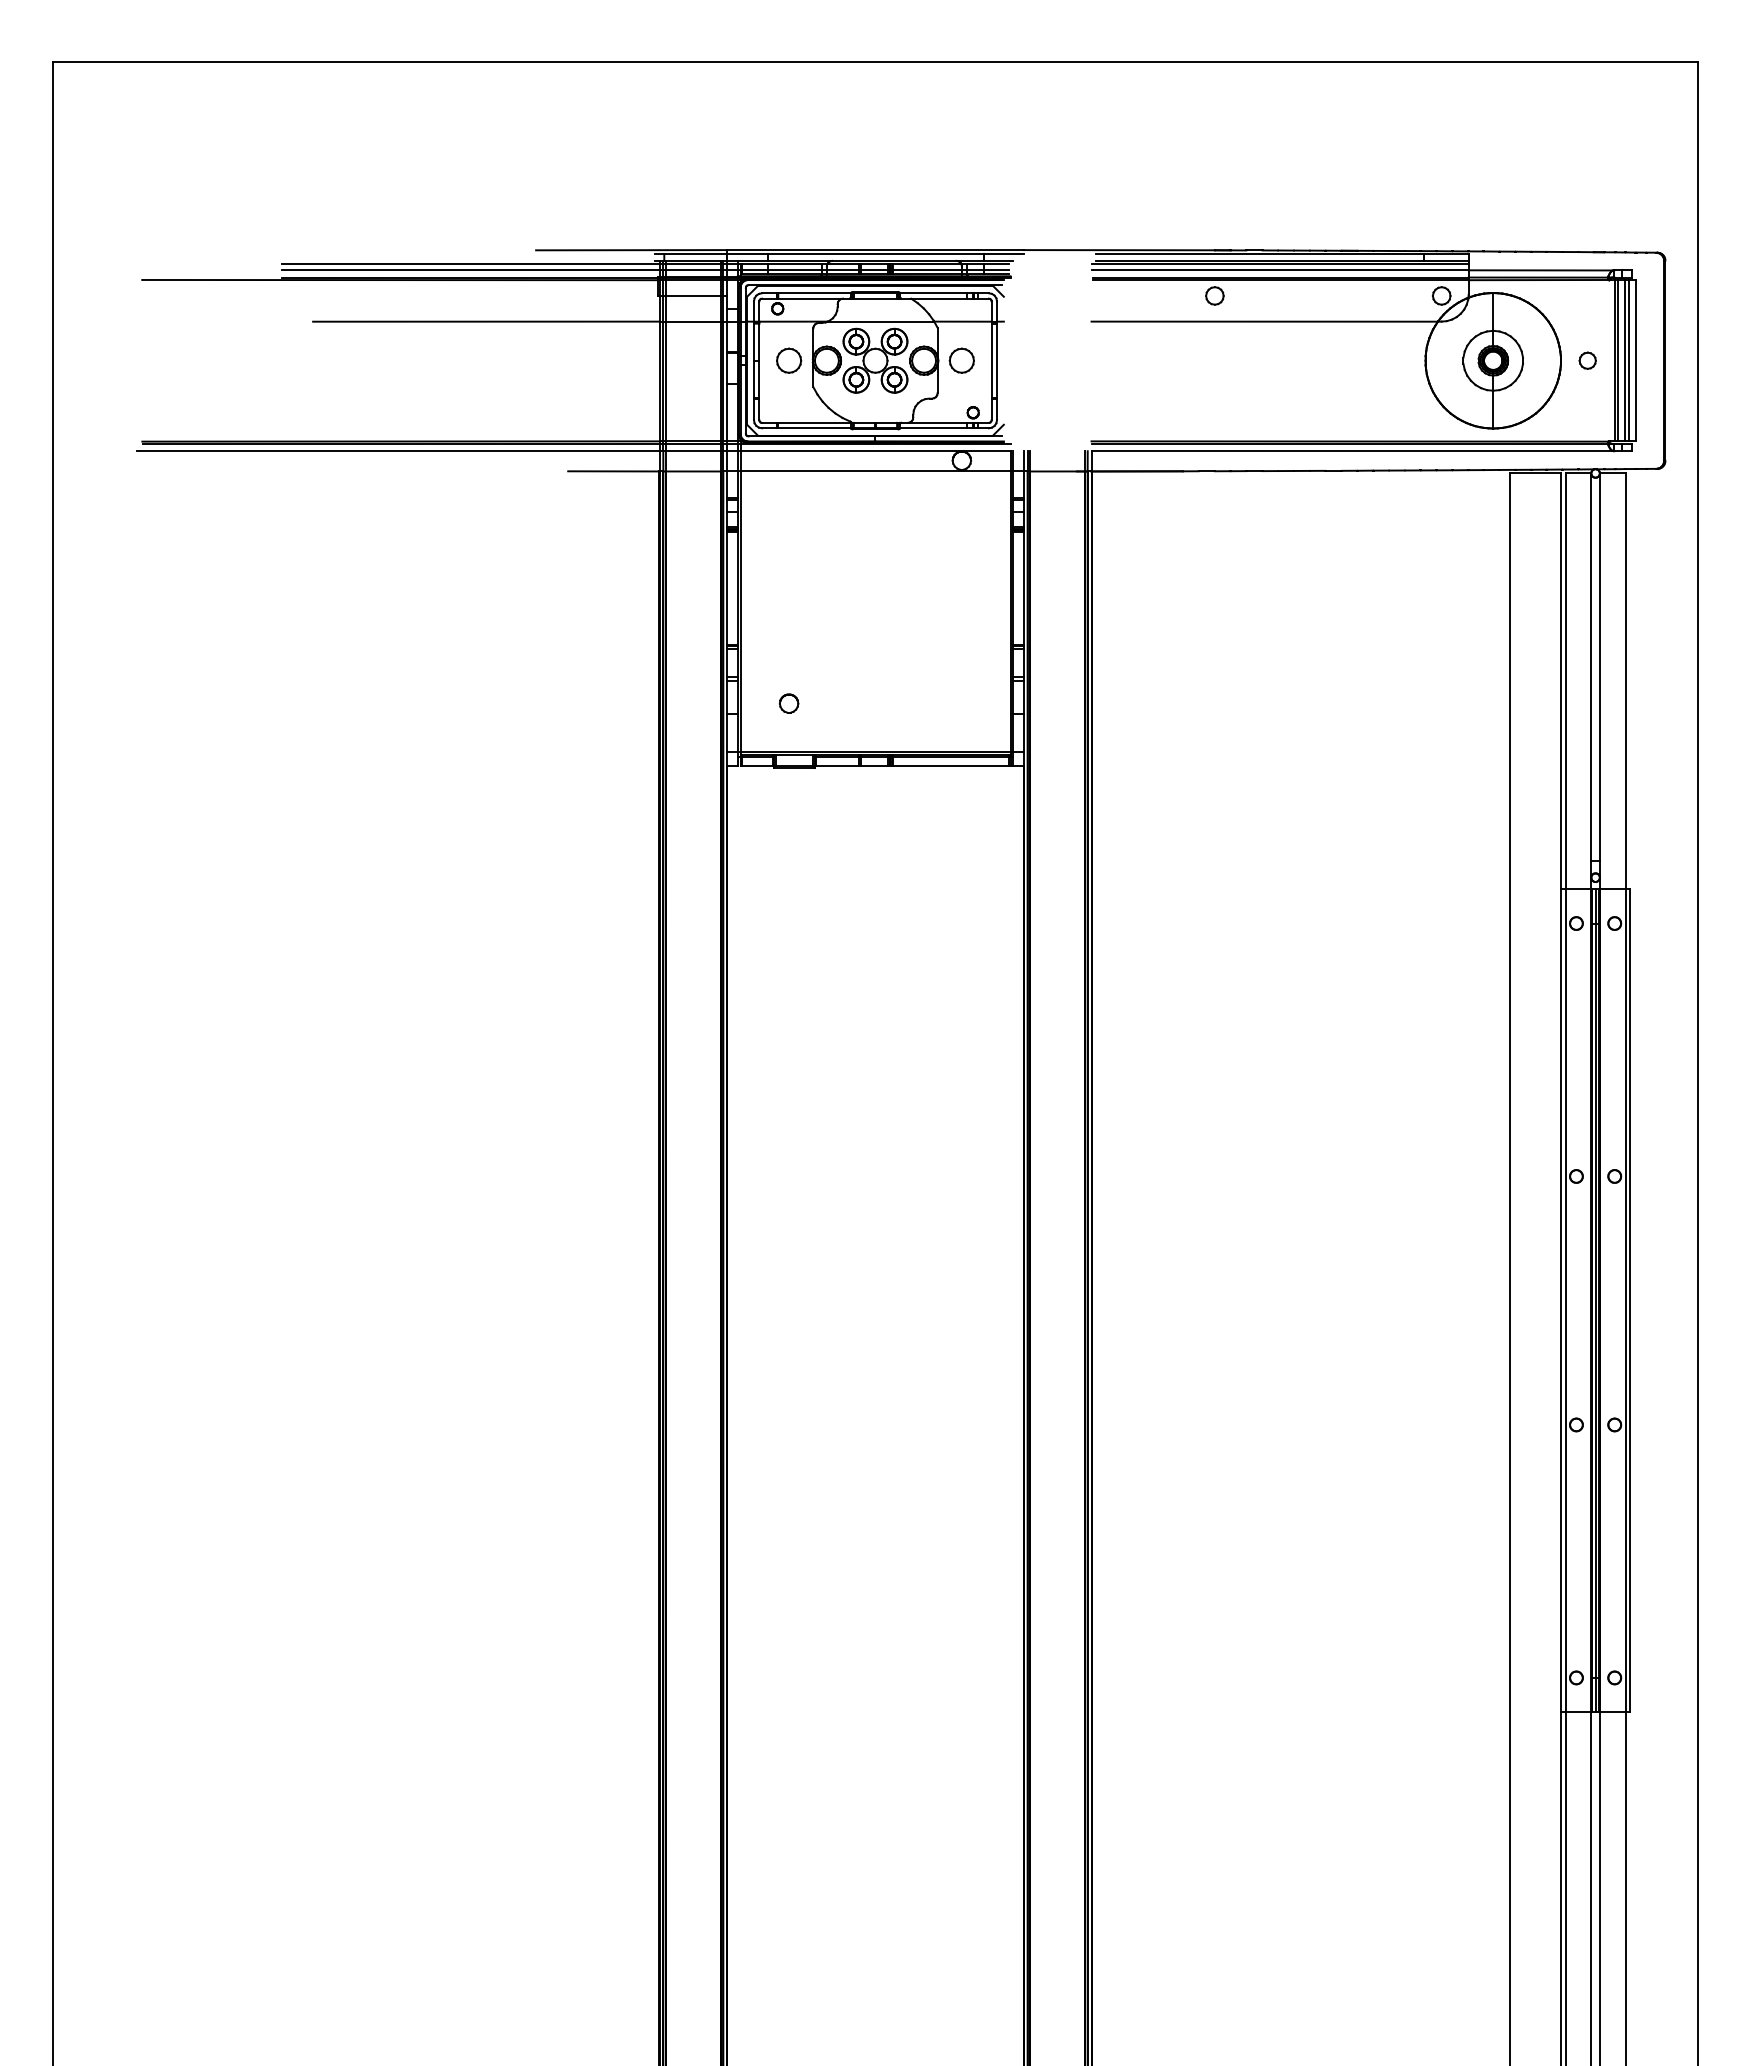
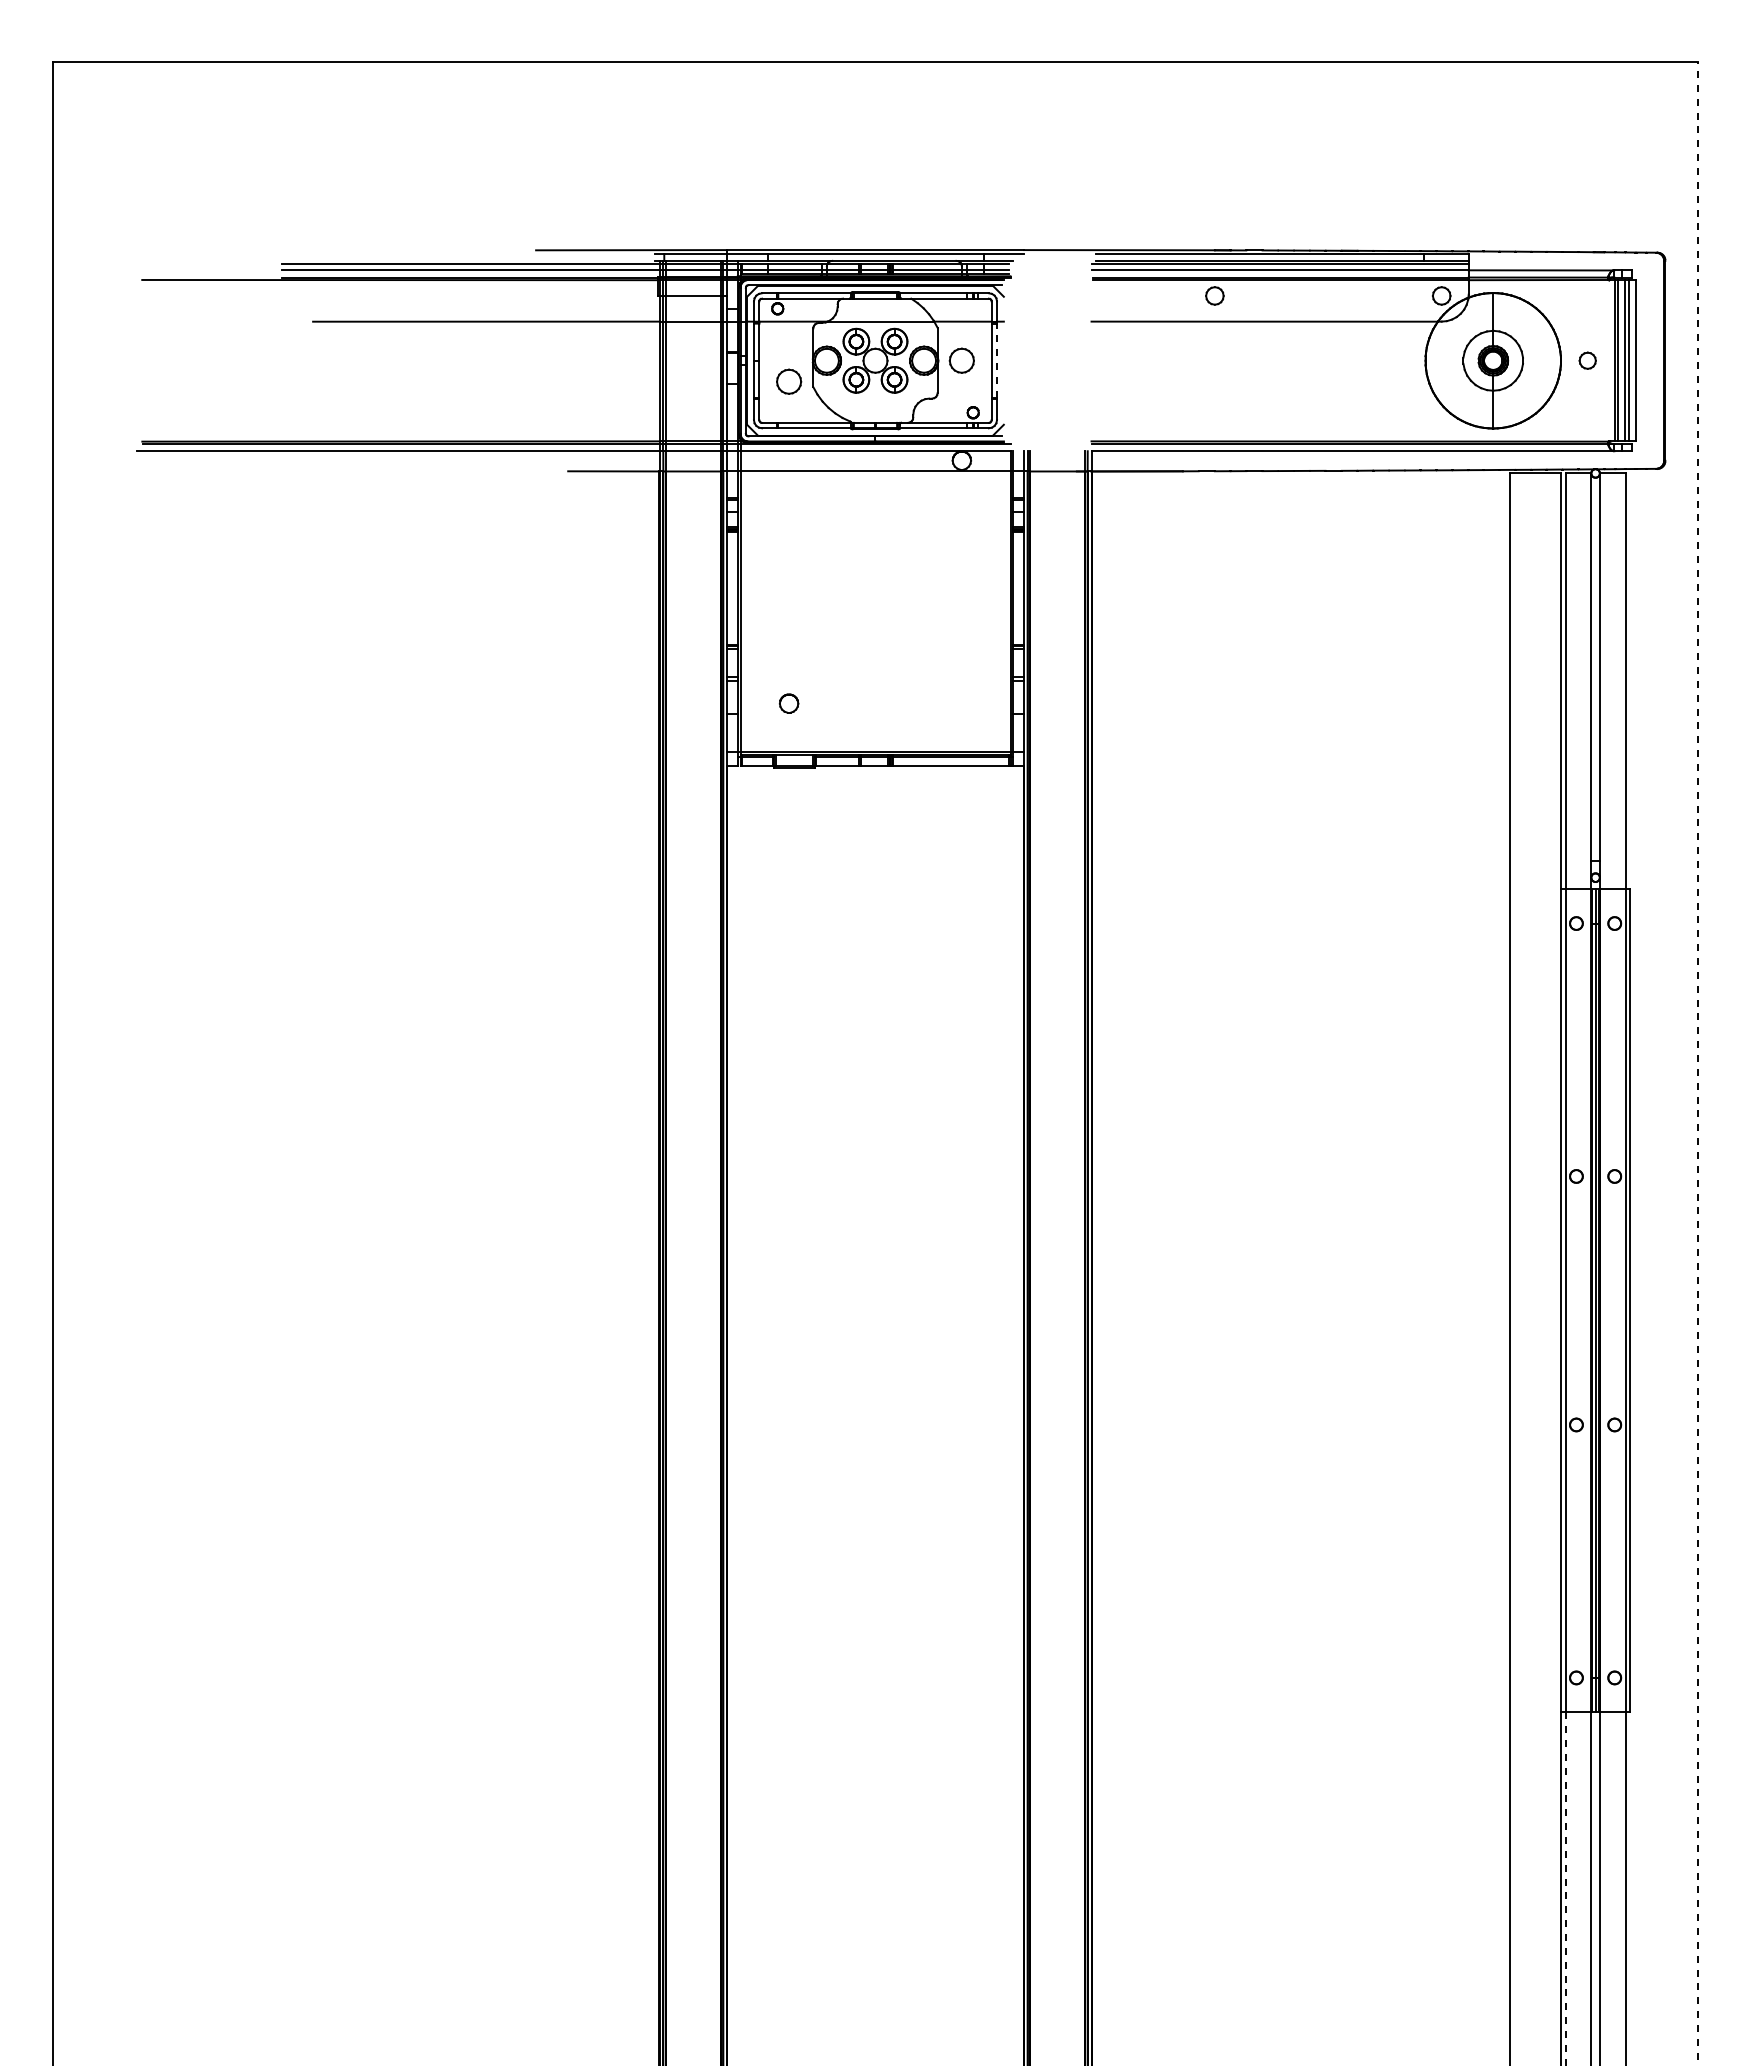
part position: (789, 360) -> (789, 381) (789, 381)
line: solid -> dashed (996, 360)
line: solid -> dashed (1698, 1063)
line: solid -> dashed (1565, 1889)
